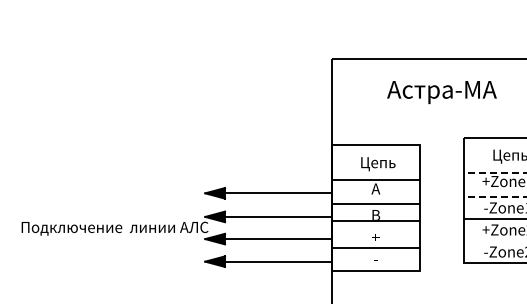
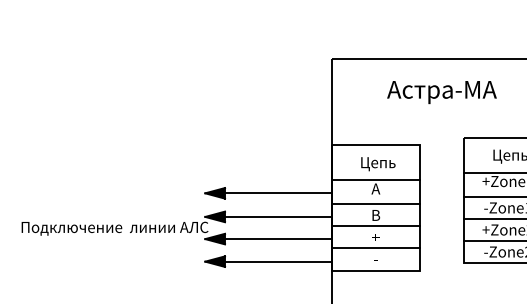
line: dashed -> solid (494, 172)
line: dashed -> solid (494, 196)
line position: (375, 221) -> (375, 226) (375, 226)
line: none -> present (493, 241)
